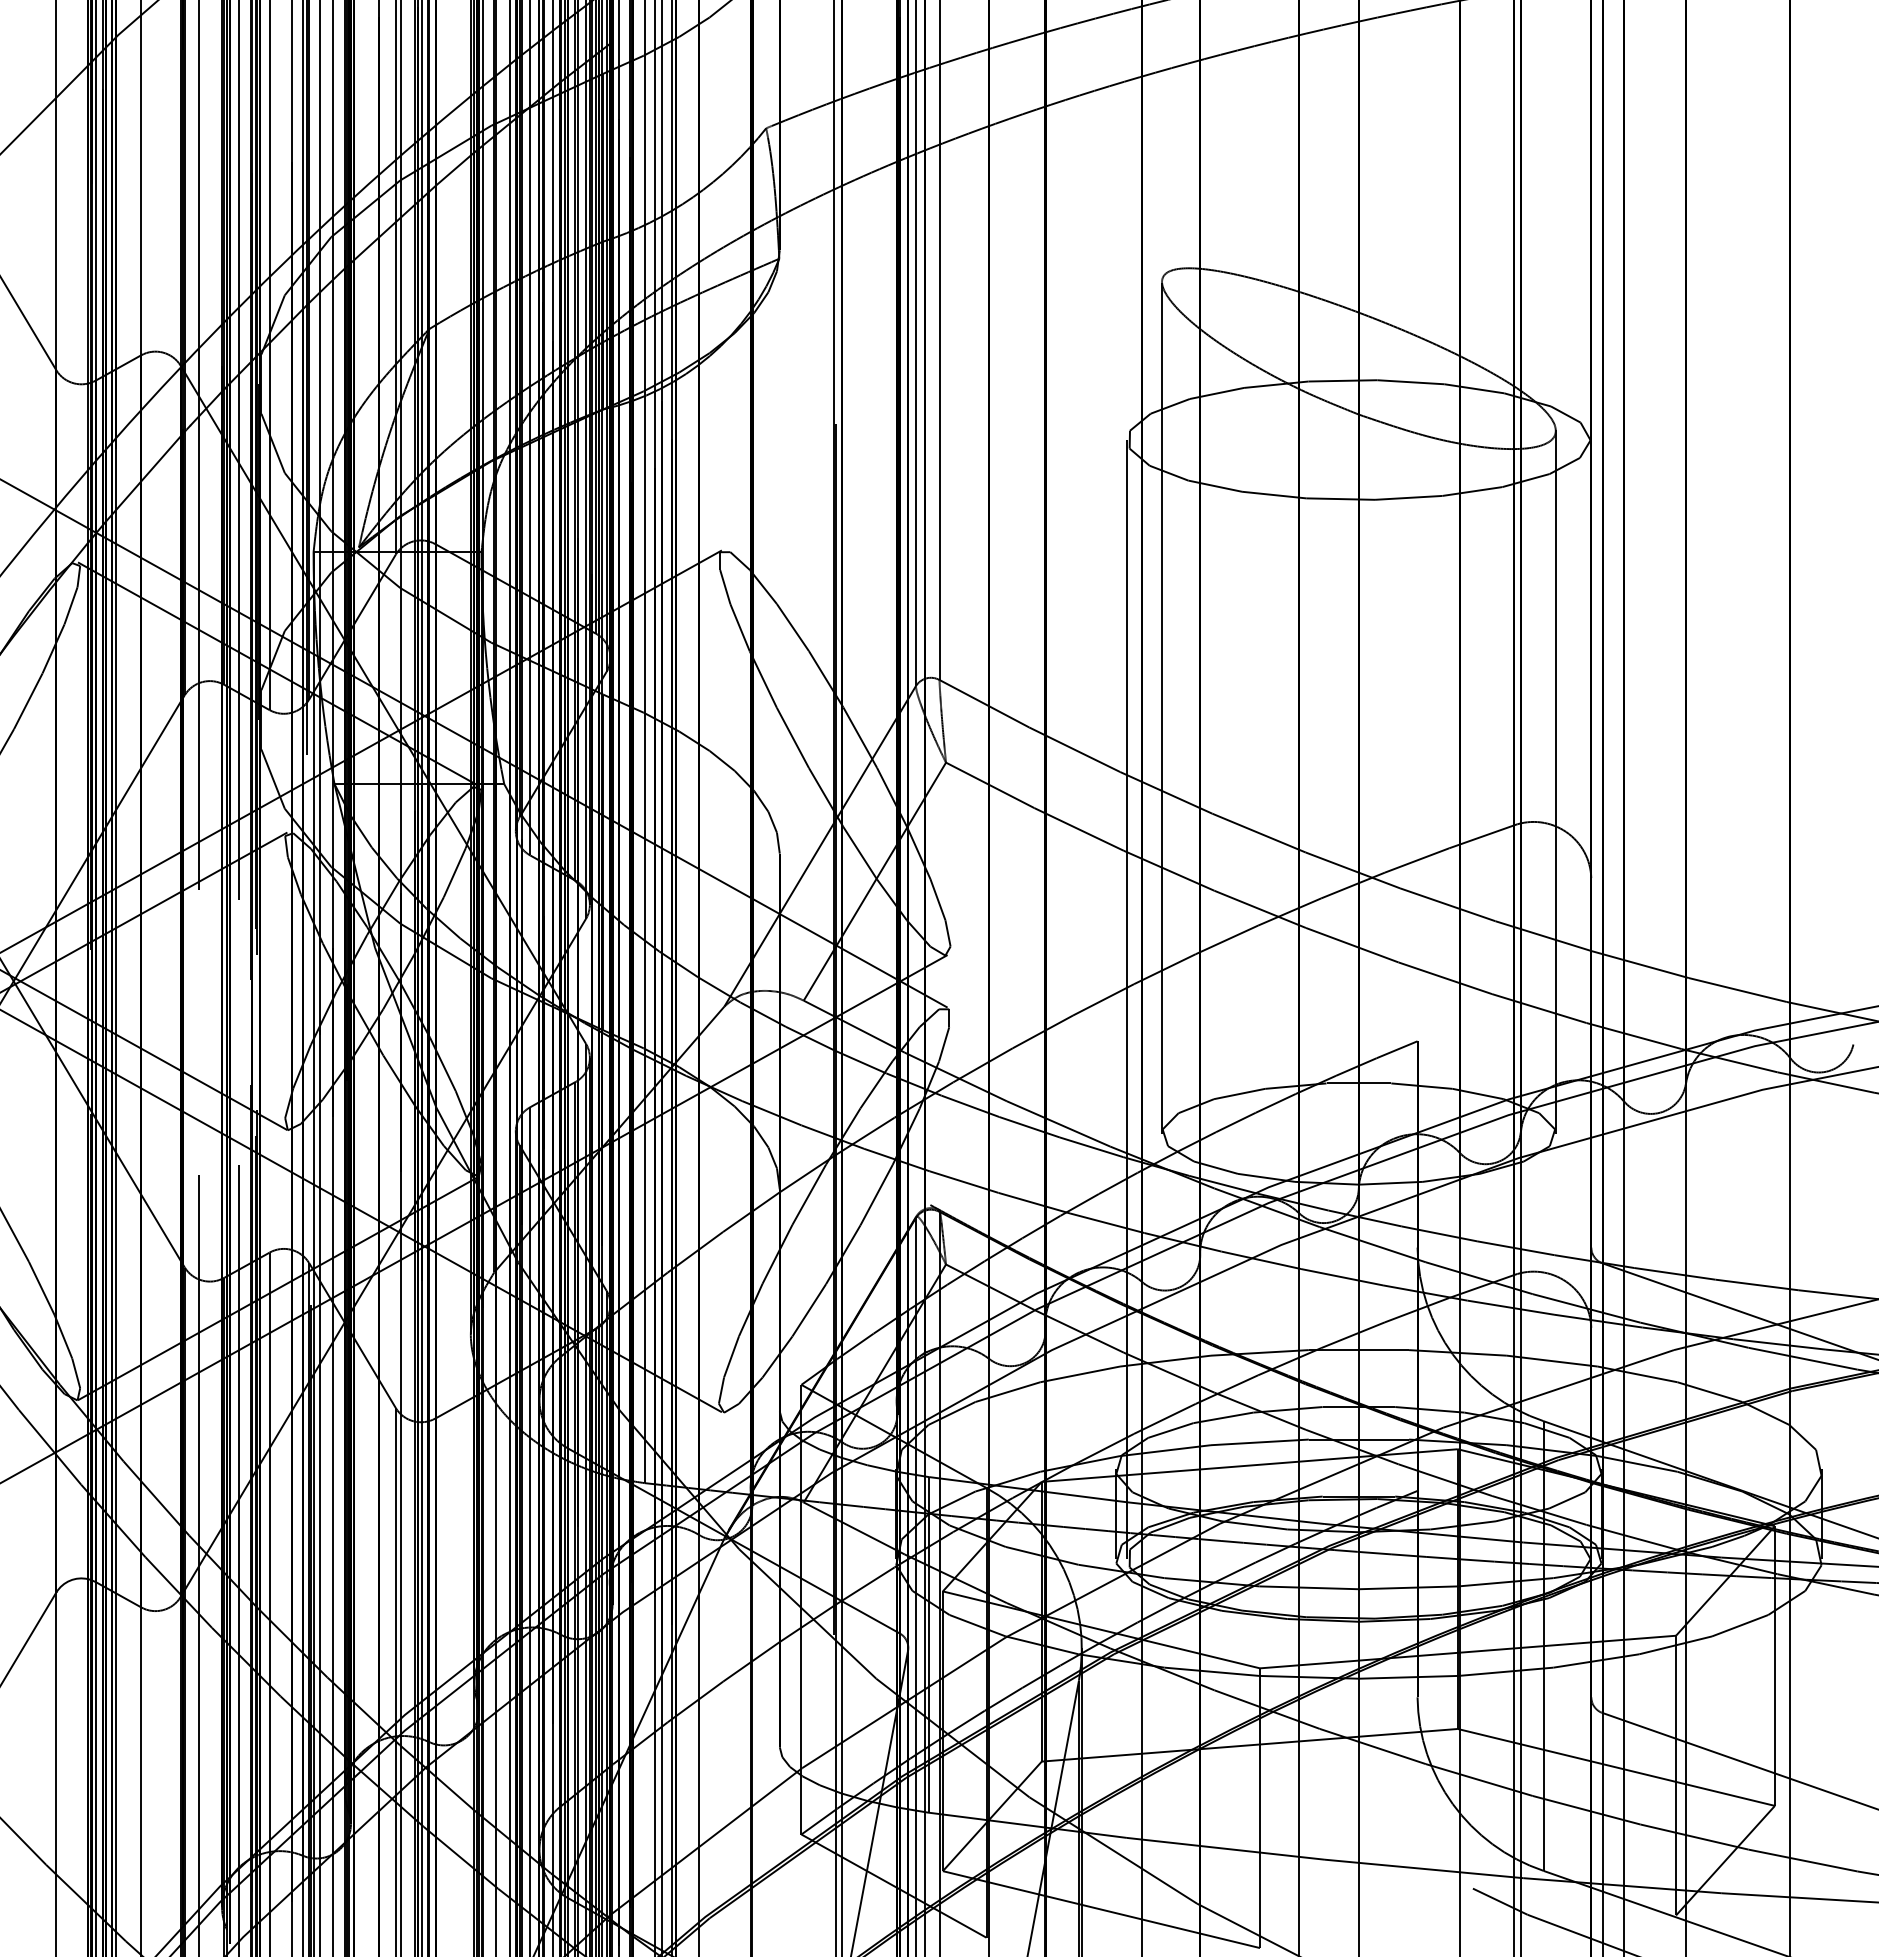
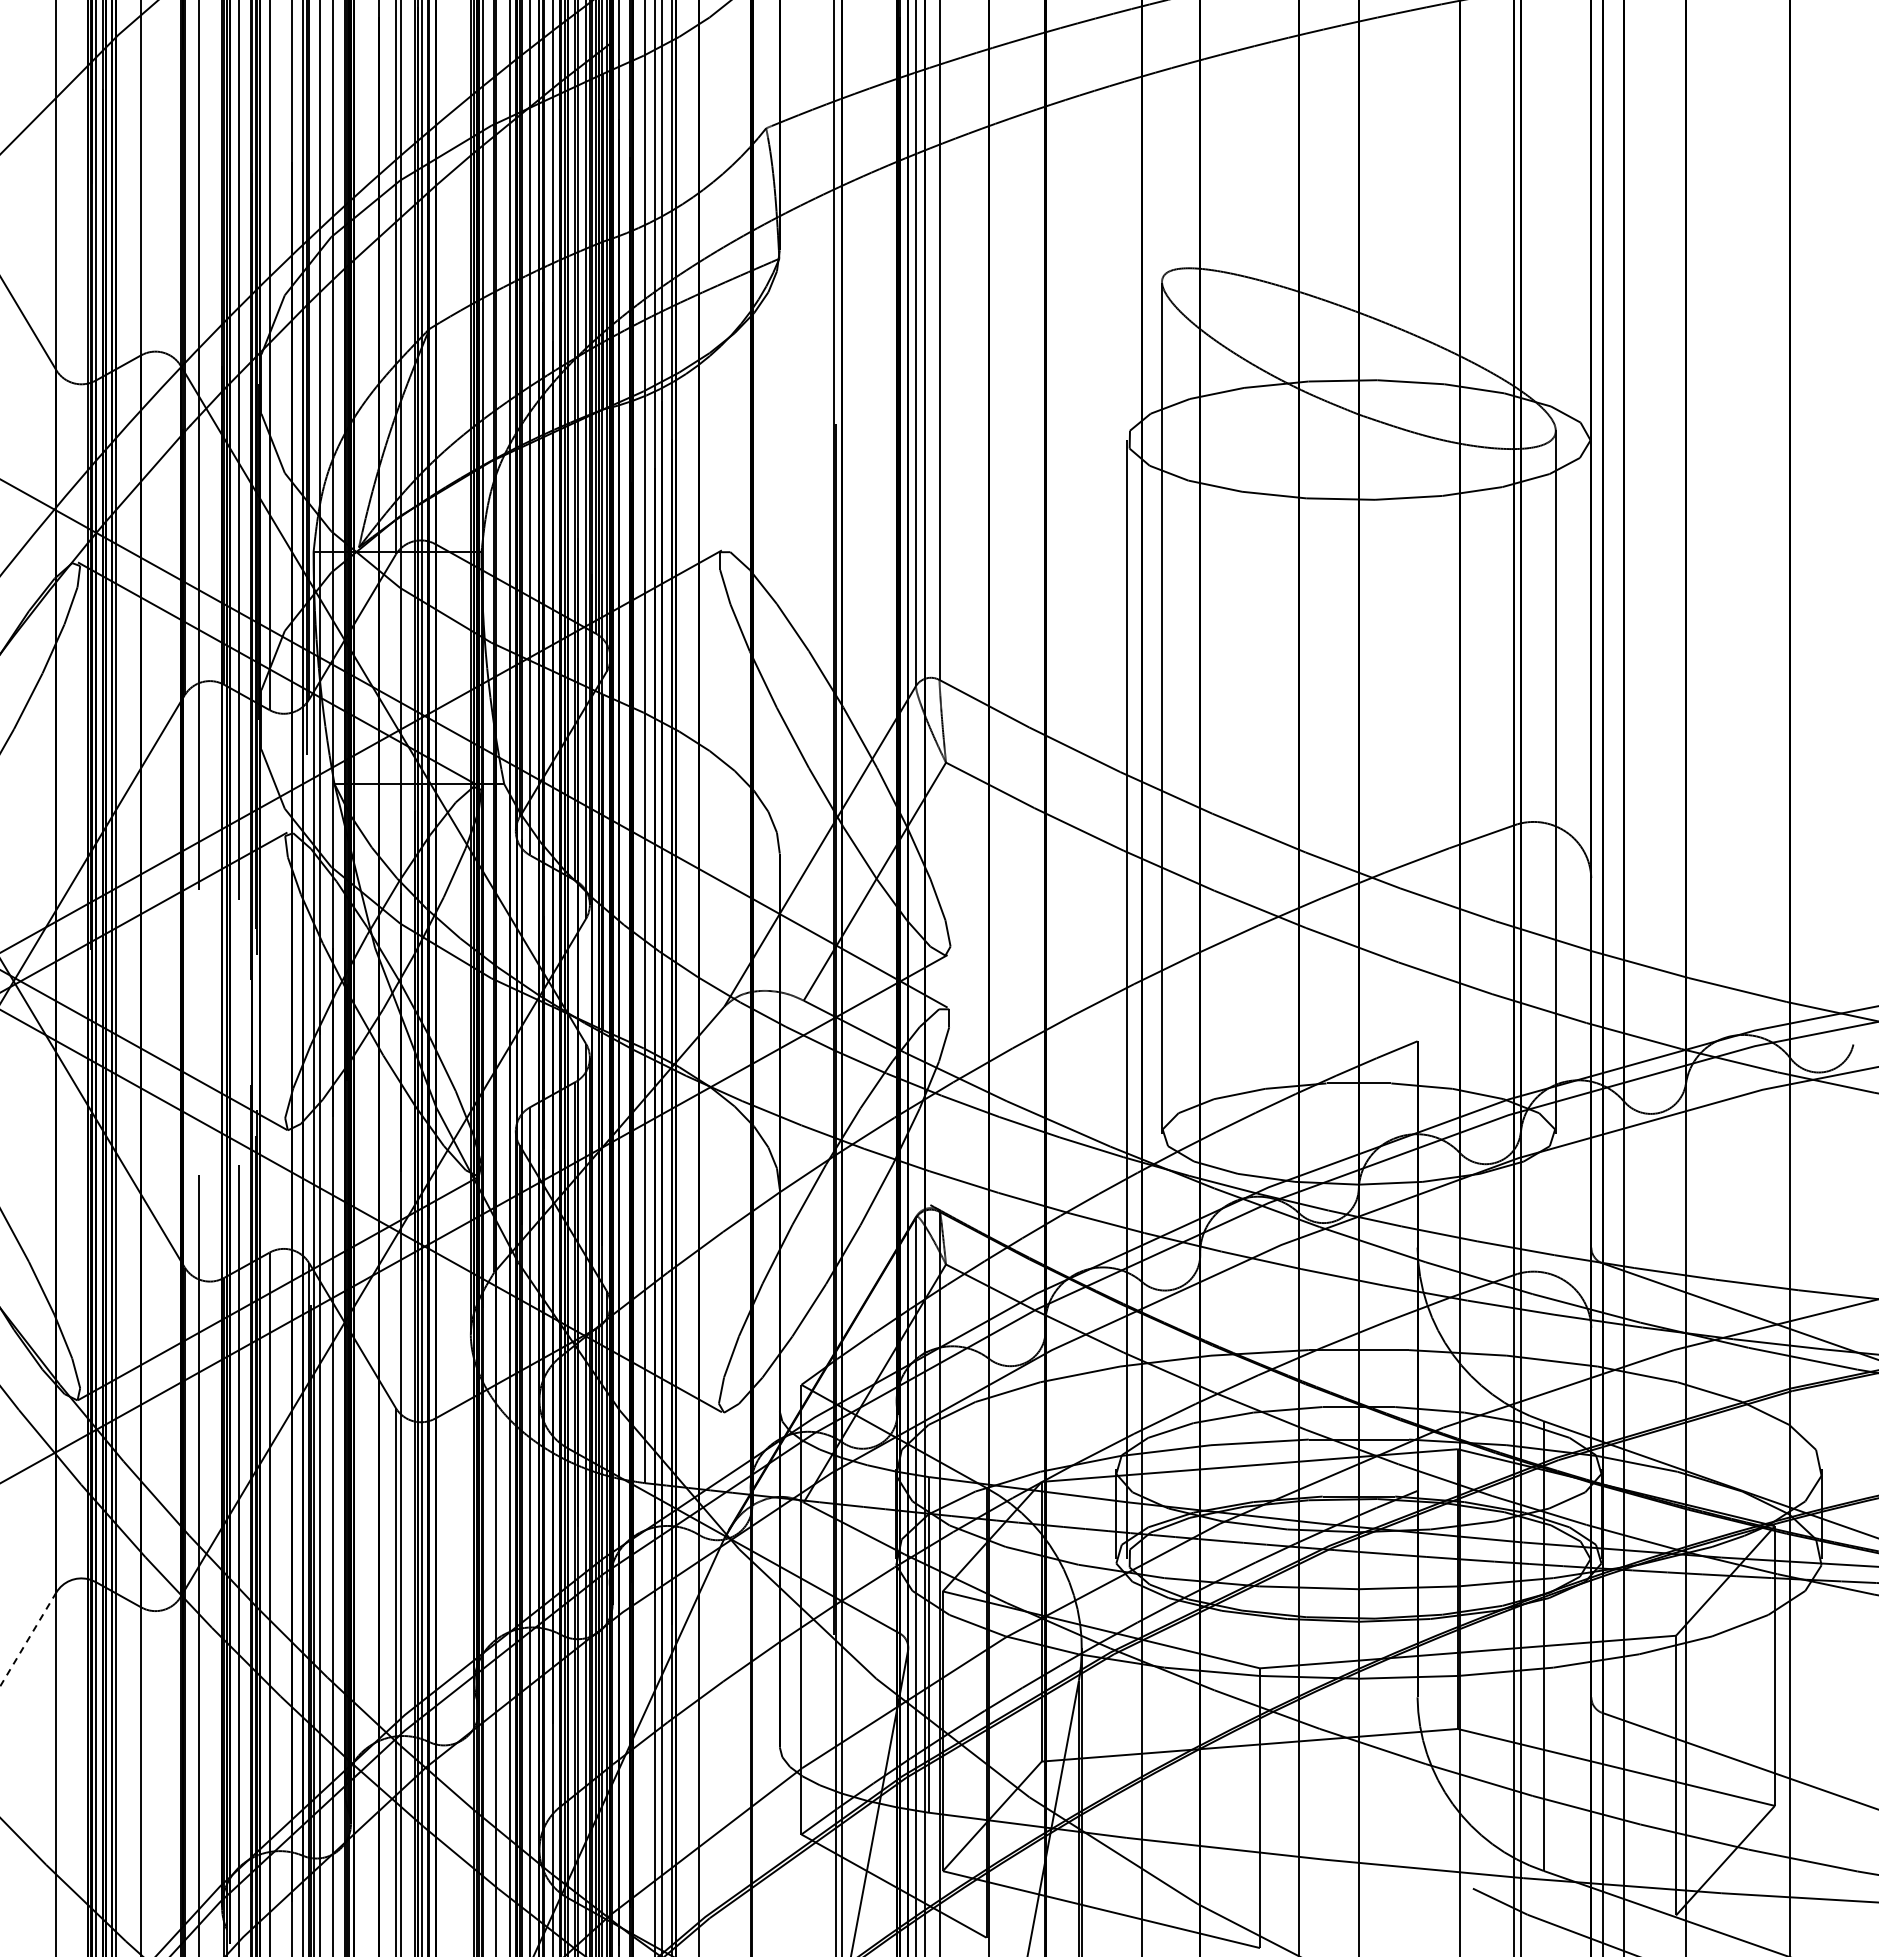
line: solid -> dashed (28, 1639)
